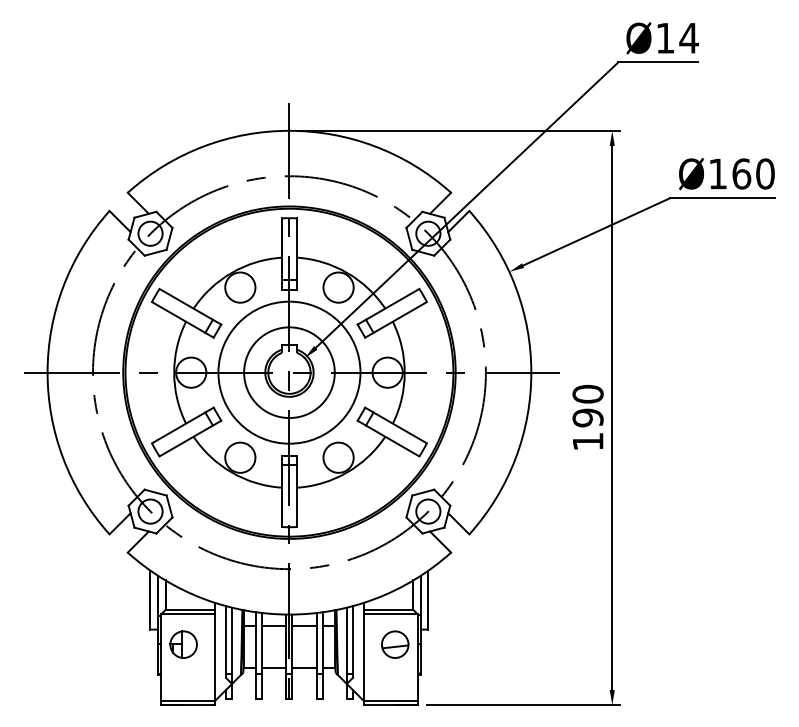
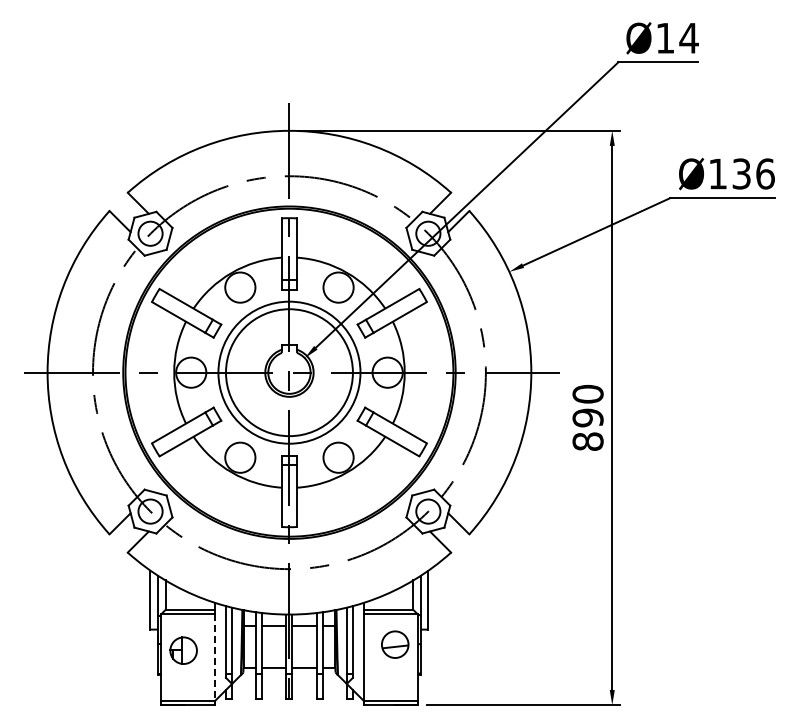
text: Ø160 -> Ø136 (753, 173)
circle diameter: 91 px -> 127 px (289, 372)
text: 190 -> 890 (587, 441)
part position: (183, 644) -> (183, 650) (183, 650)
line: solid -> dashed (215, 658)
